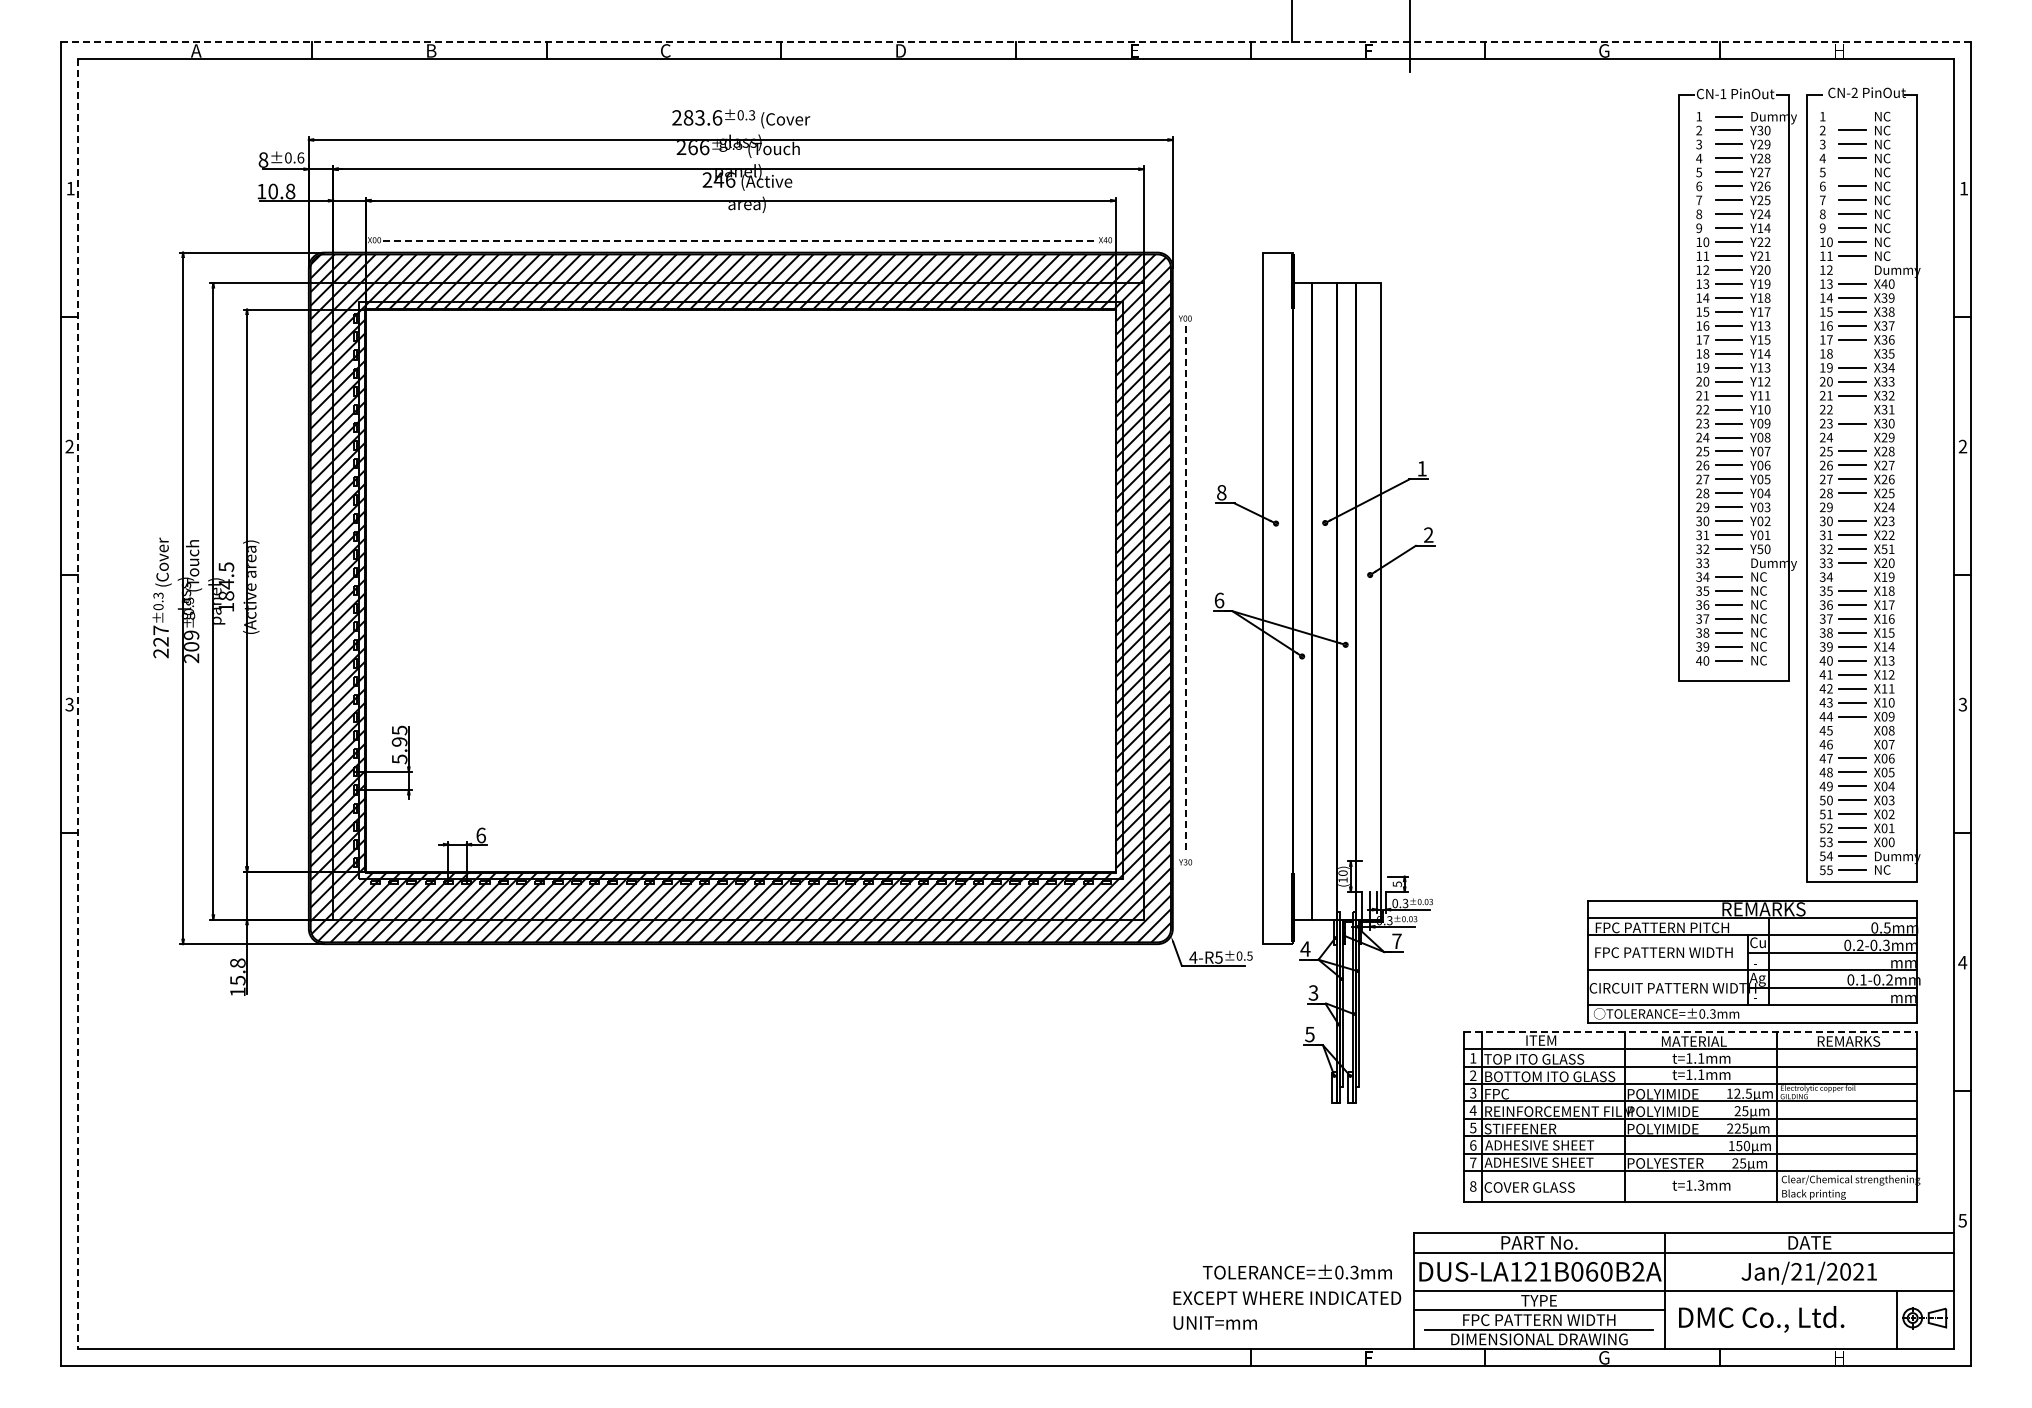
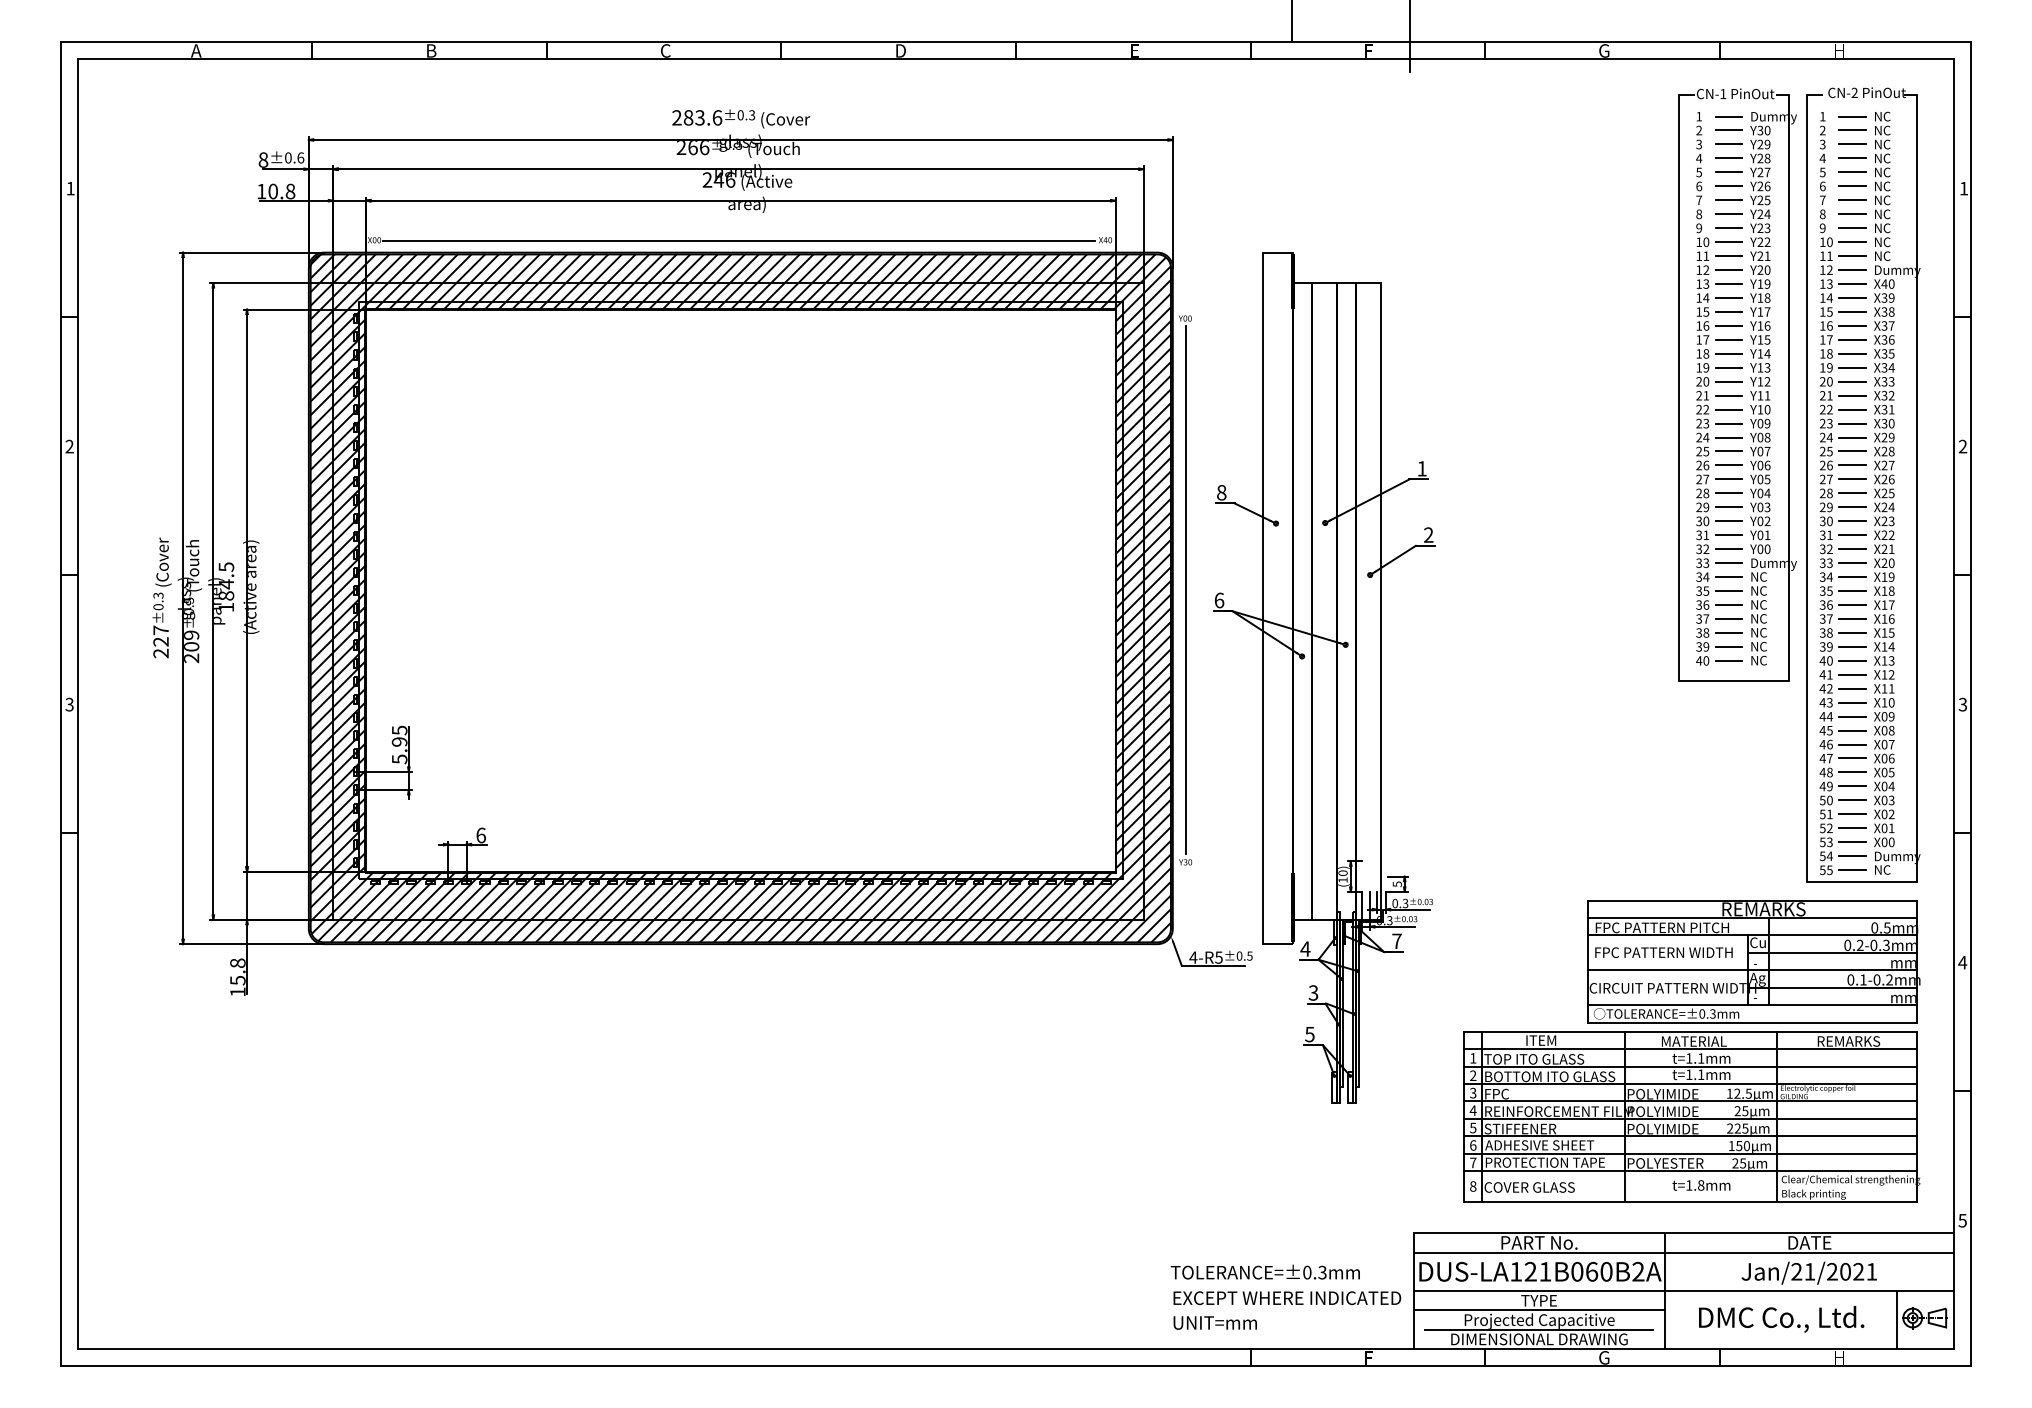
line: dashed -> solid (1015, 42)
line: none -> present (1852, 116)
line: none -> present (1852, 171)
text: Y14 -> Y23 (1763, 228)
line: dashed -> solid (738, 240)
line: none -> present (1852, 270)
text: Y13 -> Y16 (1767, 325)
line: none -> present (1852, 353)
line: none -> present (1852, 409)
line: none -> present (1852, 437)
line: none -> present (1852, 507)
text: Y50 -> Y00 (1760, 548)
text: X51 -> X21 (1884, 549)
line: none -> present (1728, 563)
line: none -> present (1852, 577)
line: dashed -> solid (1186, 590)
line: dashed -> solid (77, 704)
line: none -> present (1852, 730)
line: none -> present (1852, 744)
line: dashed -> solid (1690, 1031)
text: ADHESIVE SHEET -> PROTECTION TAPE (1544, 1162)
text: t=1.3mm -> t=1.8mm (1700, 1185)
text position: (1296, 1271) -> (1264, 1271) (1264, 1271)
text position: (1761, 1319) -> (1781, 1319) (1781, 1319)
text: FPC PATTERN WIDTH -> Projected Capacitive (1539, 1320)
